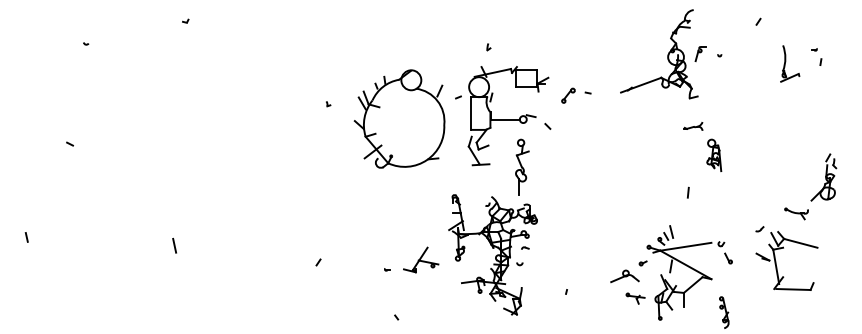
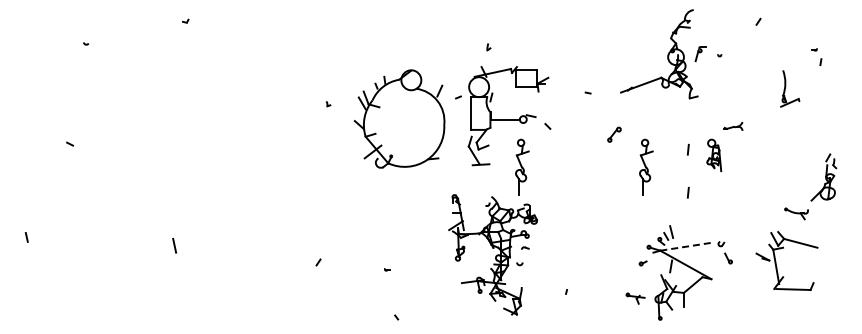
part position: (790, 63) -> (790, 88) (790, 88)
part position: (568, 95) -> (614, 134) (614, 134)
part position: (693, 126) -> (733, 126) (733, 126)
line: none -> present (688, 149)
part: none -> present (646, 166)
part: present -> none (759, 229)
line: solid -> dashed (685, 246)
part: present -> none (421, 259)
part: present -> none (624, 276)
part: present -> none (724, 312)
